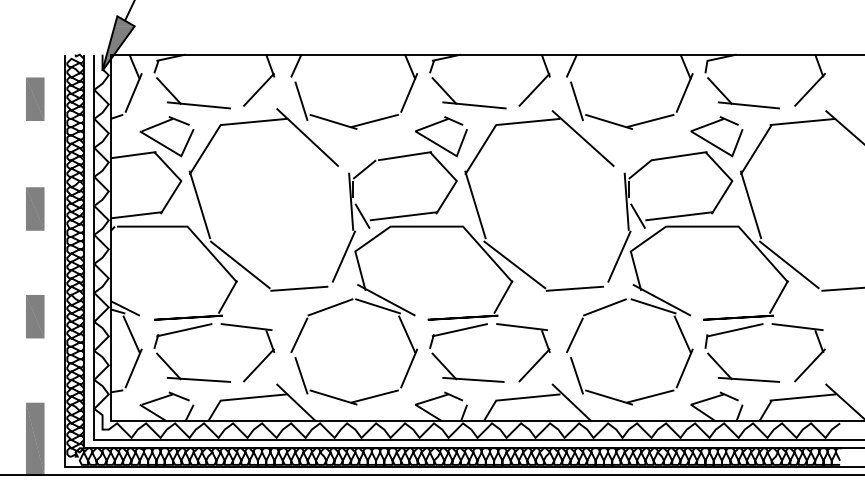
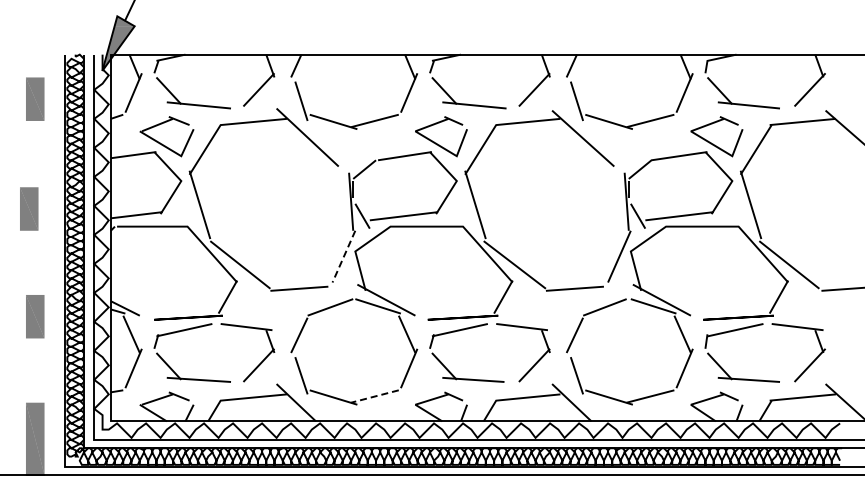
part position: (35, 208) -> (29, 208) (29, 208)
line: solid -> dashed (343, 257)
line: solid -> dashed (374, 396)
